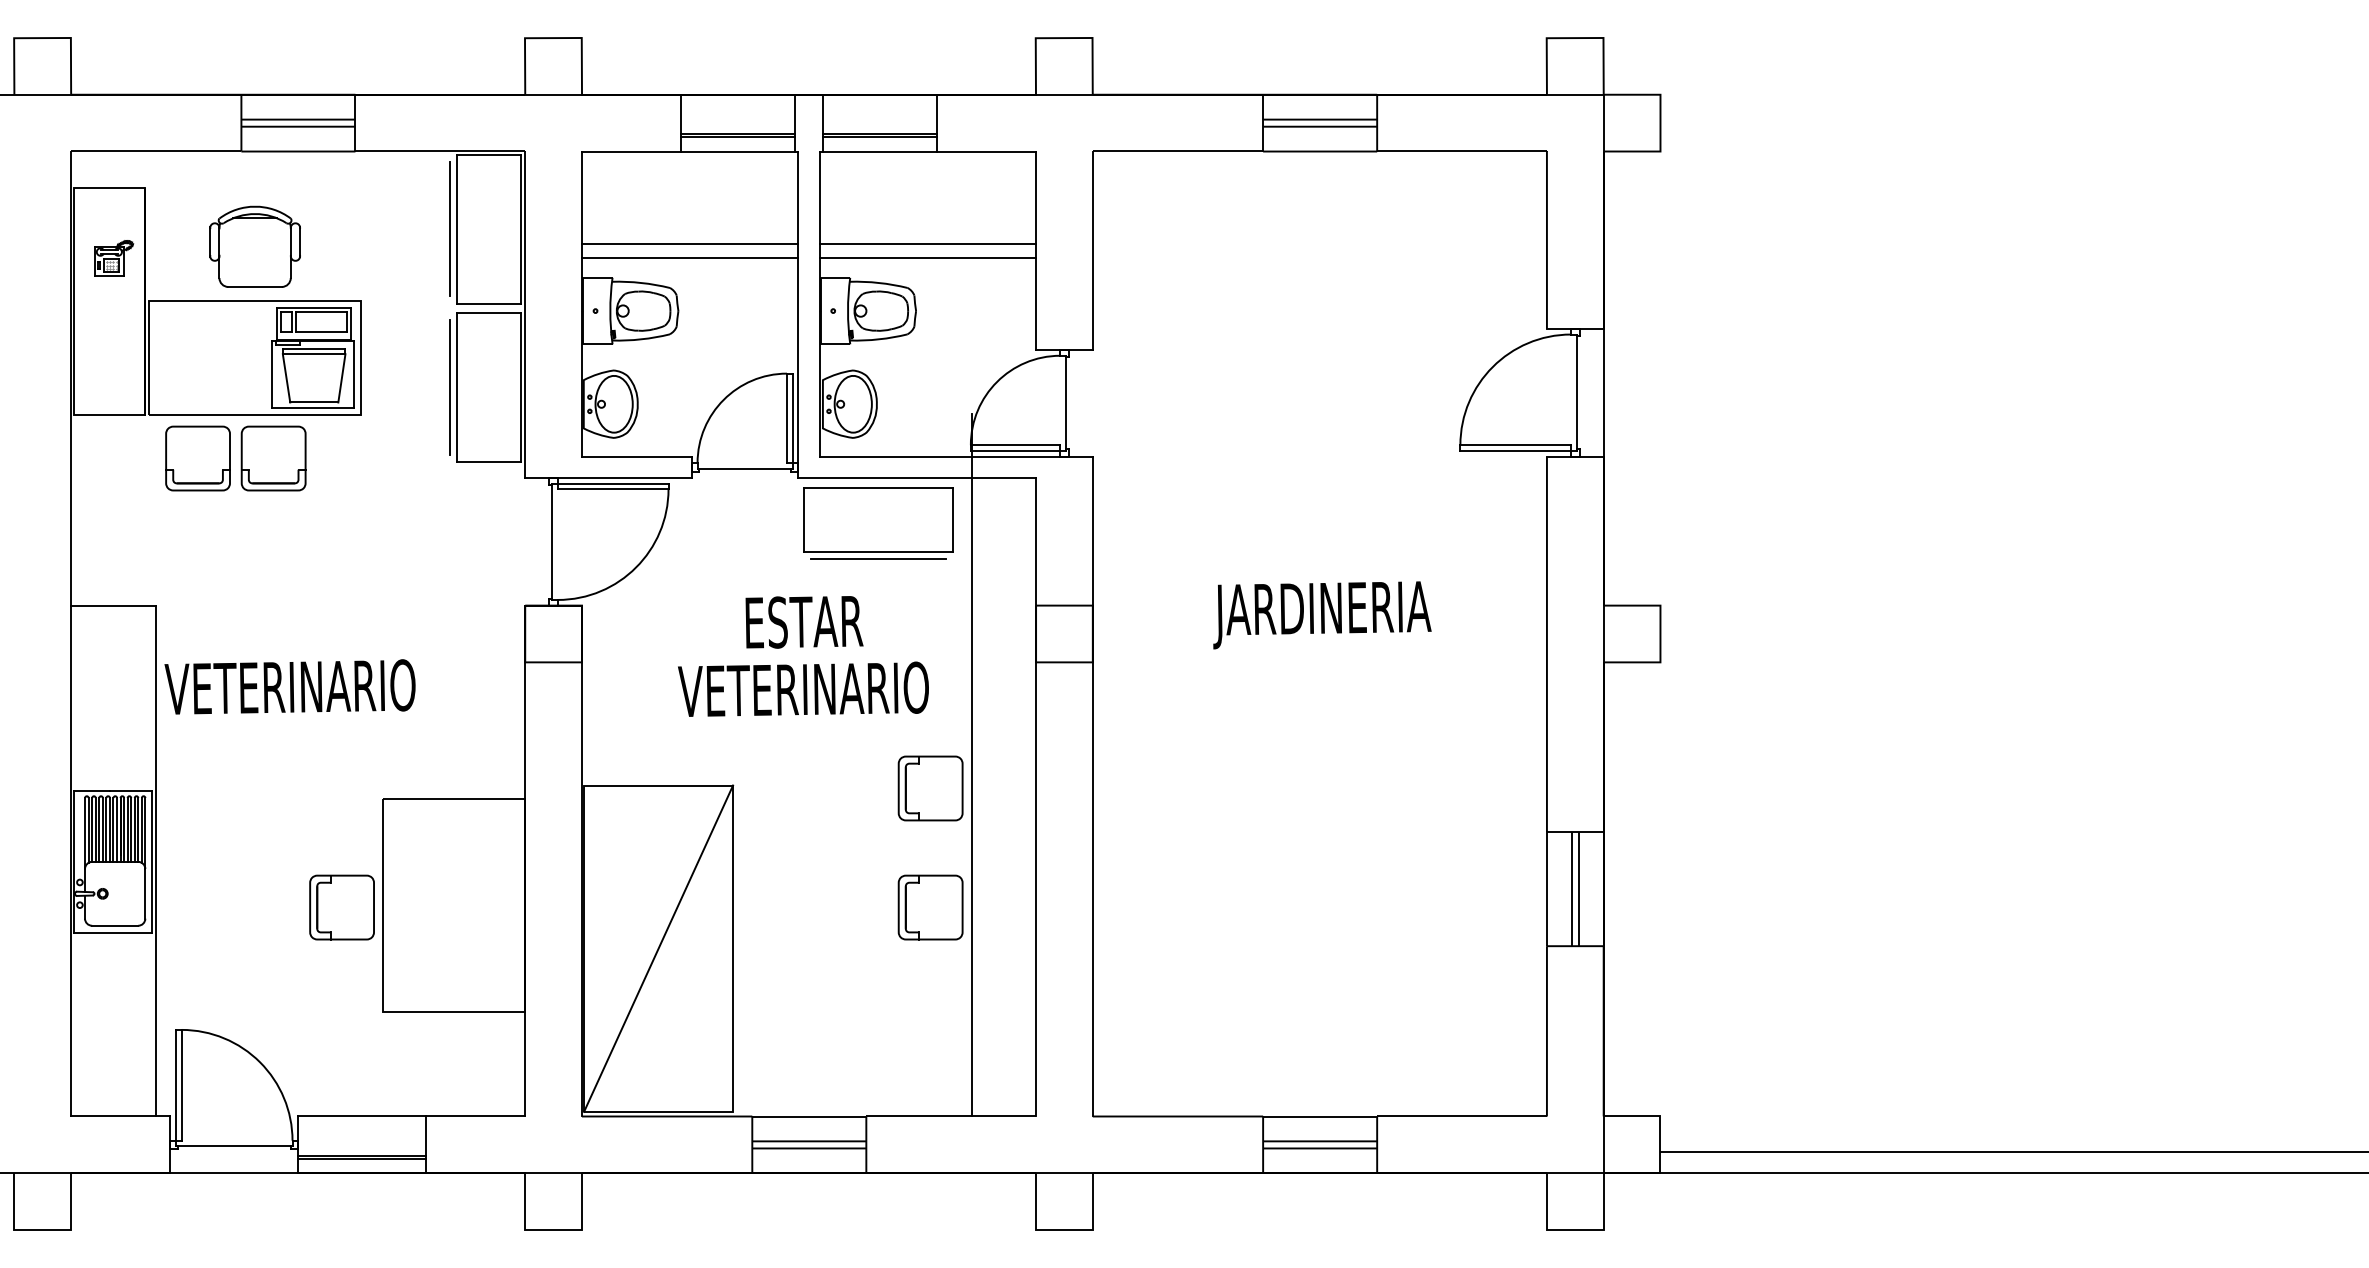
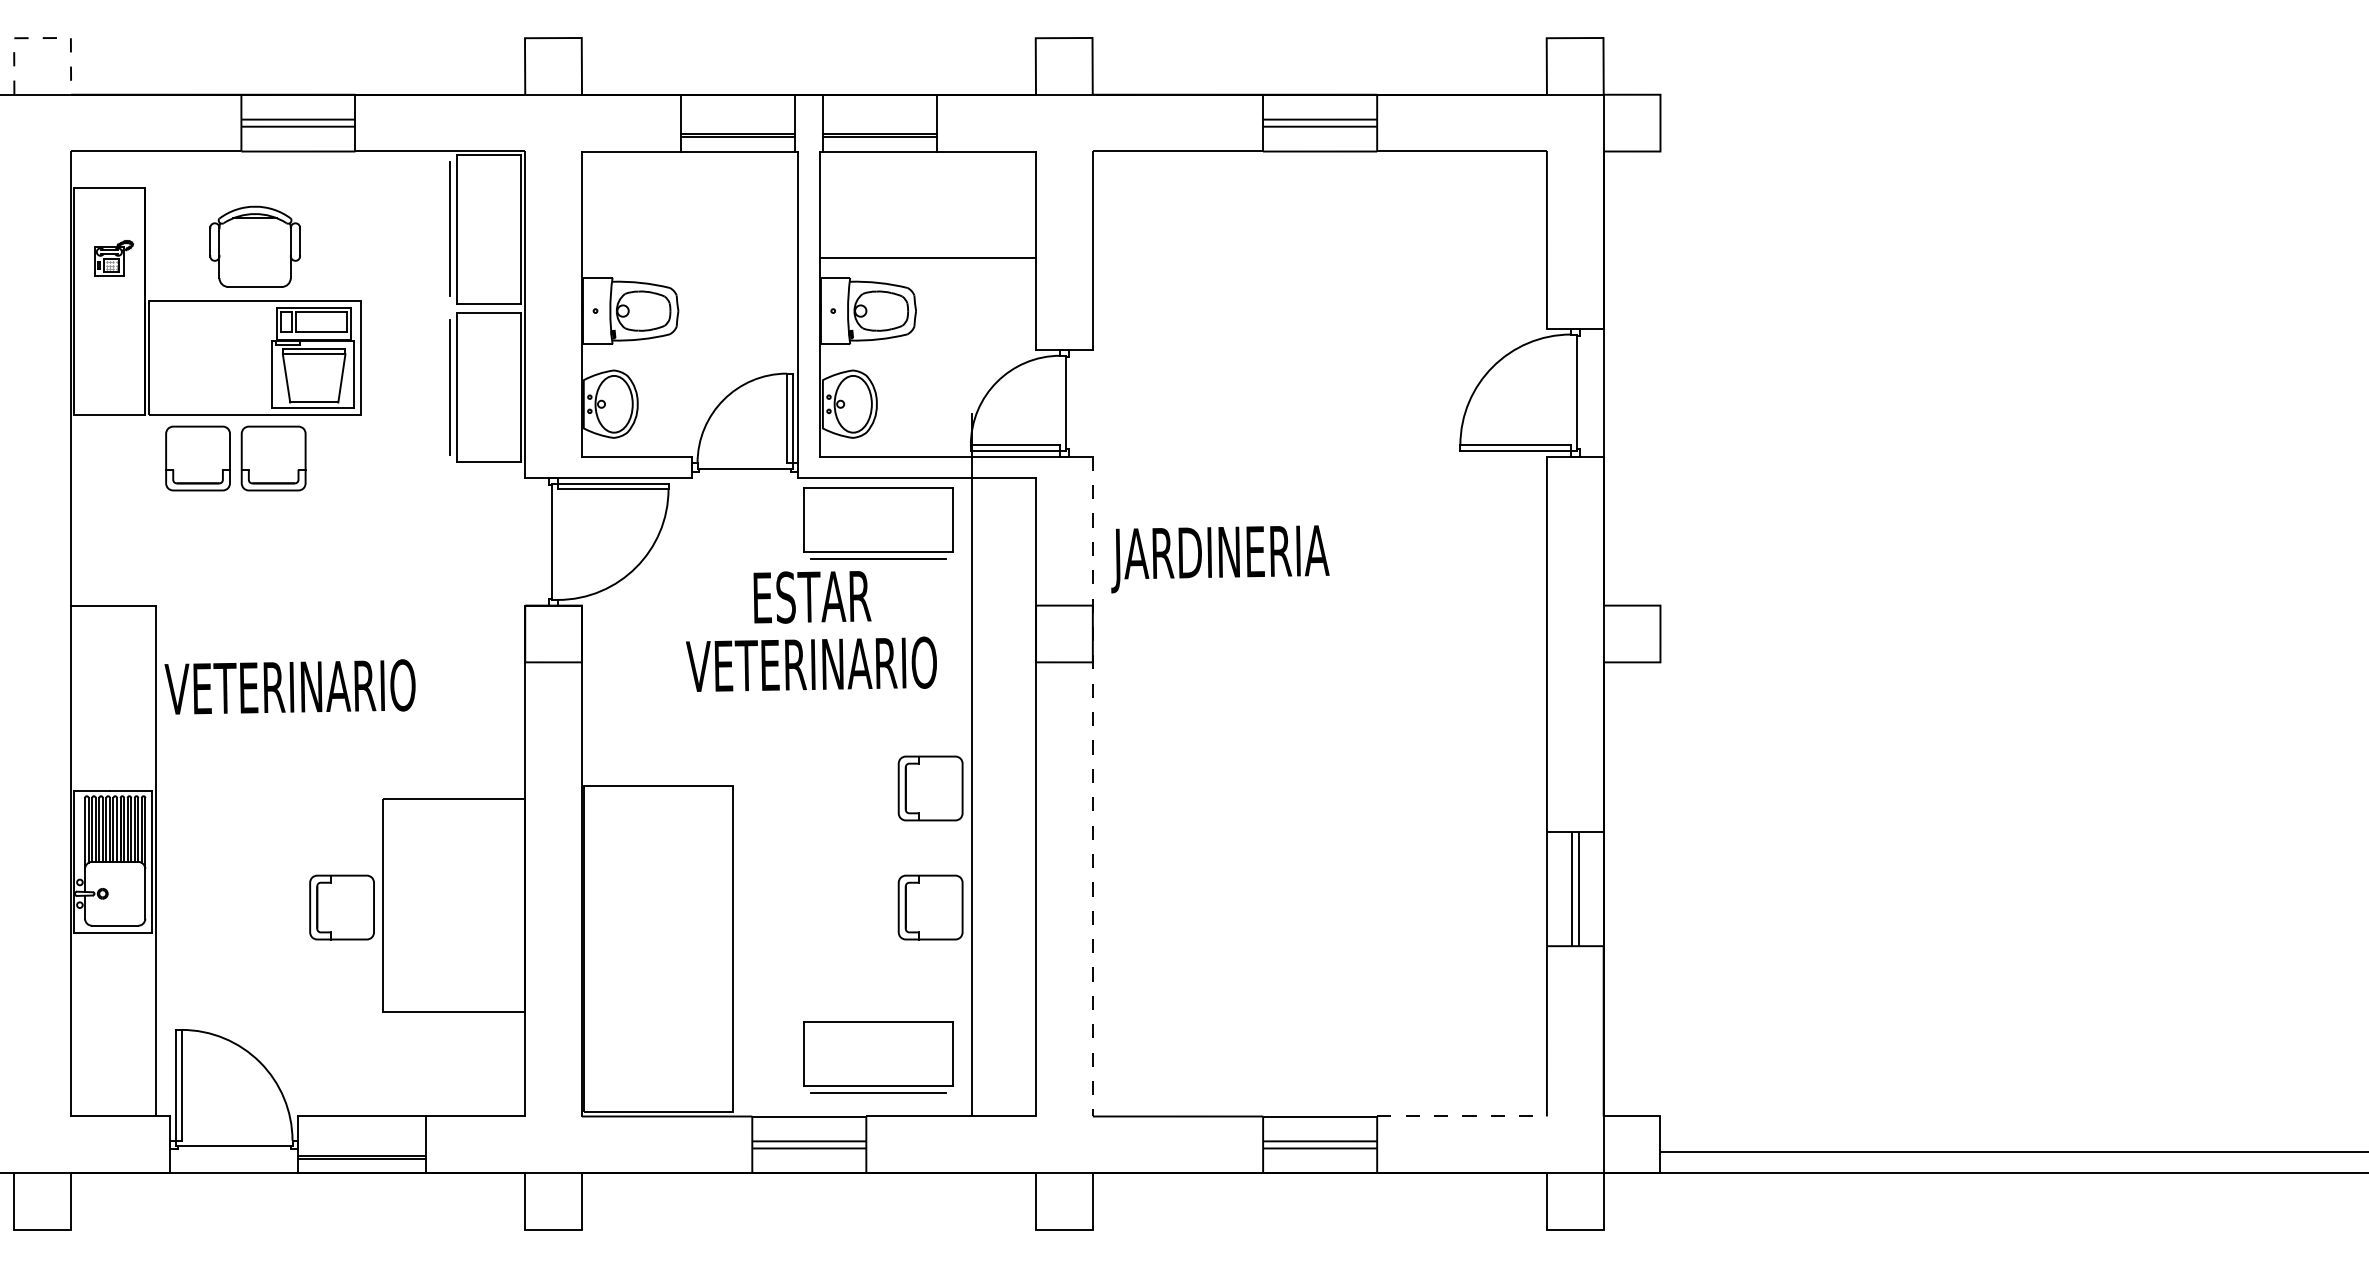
line: solid -> dashed (43, 38)
line: present -> none (689, 243)
line: present -> none (927, 243)
line: present -> none (689, 257)
text position: (1322, 615) -> (1220, 559) (1220, 559)
text position: (803, 656) -> (811, 631) (811, 631)
line: solid -> dashed (1092, 786)
line: present -> none (658, 948)
part: none -> present (878, 1057)
line: solid -> dashed (1462, 1116)
